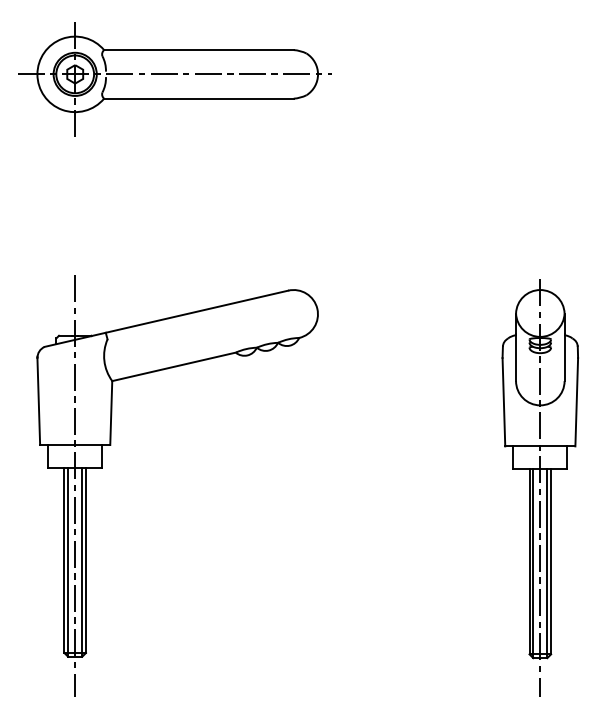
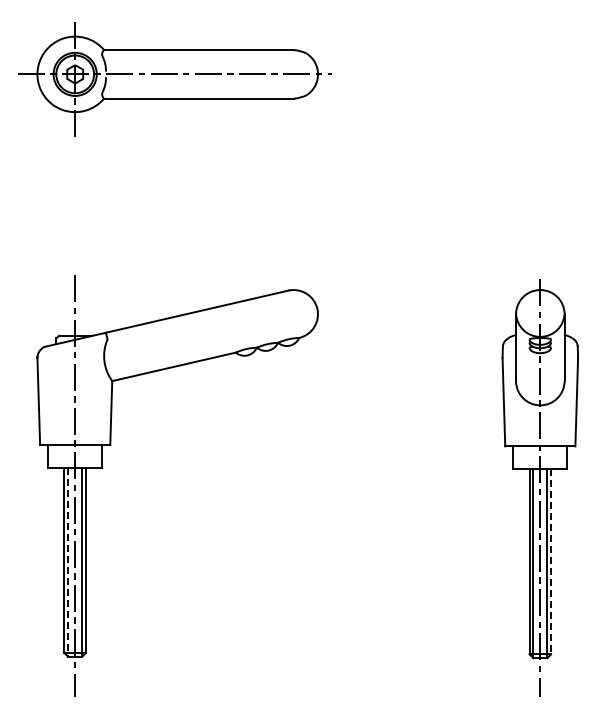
line: solid -> dashed (551, 561)
line: solid -> dashed (68, 562)
